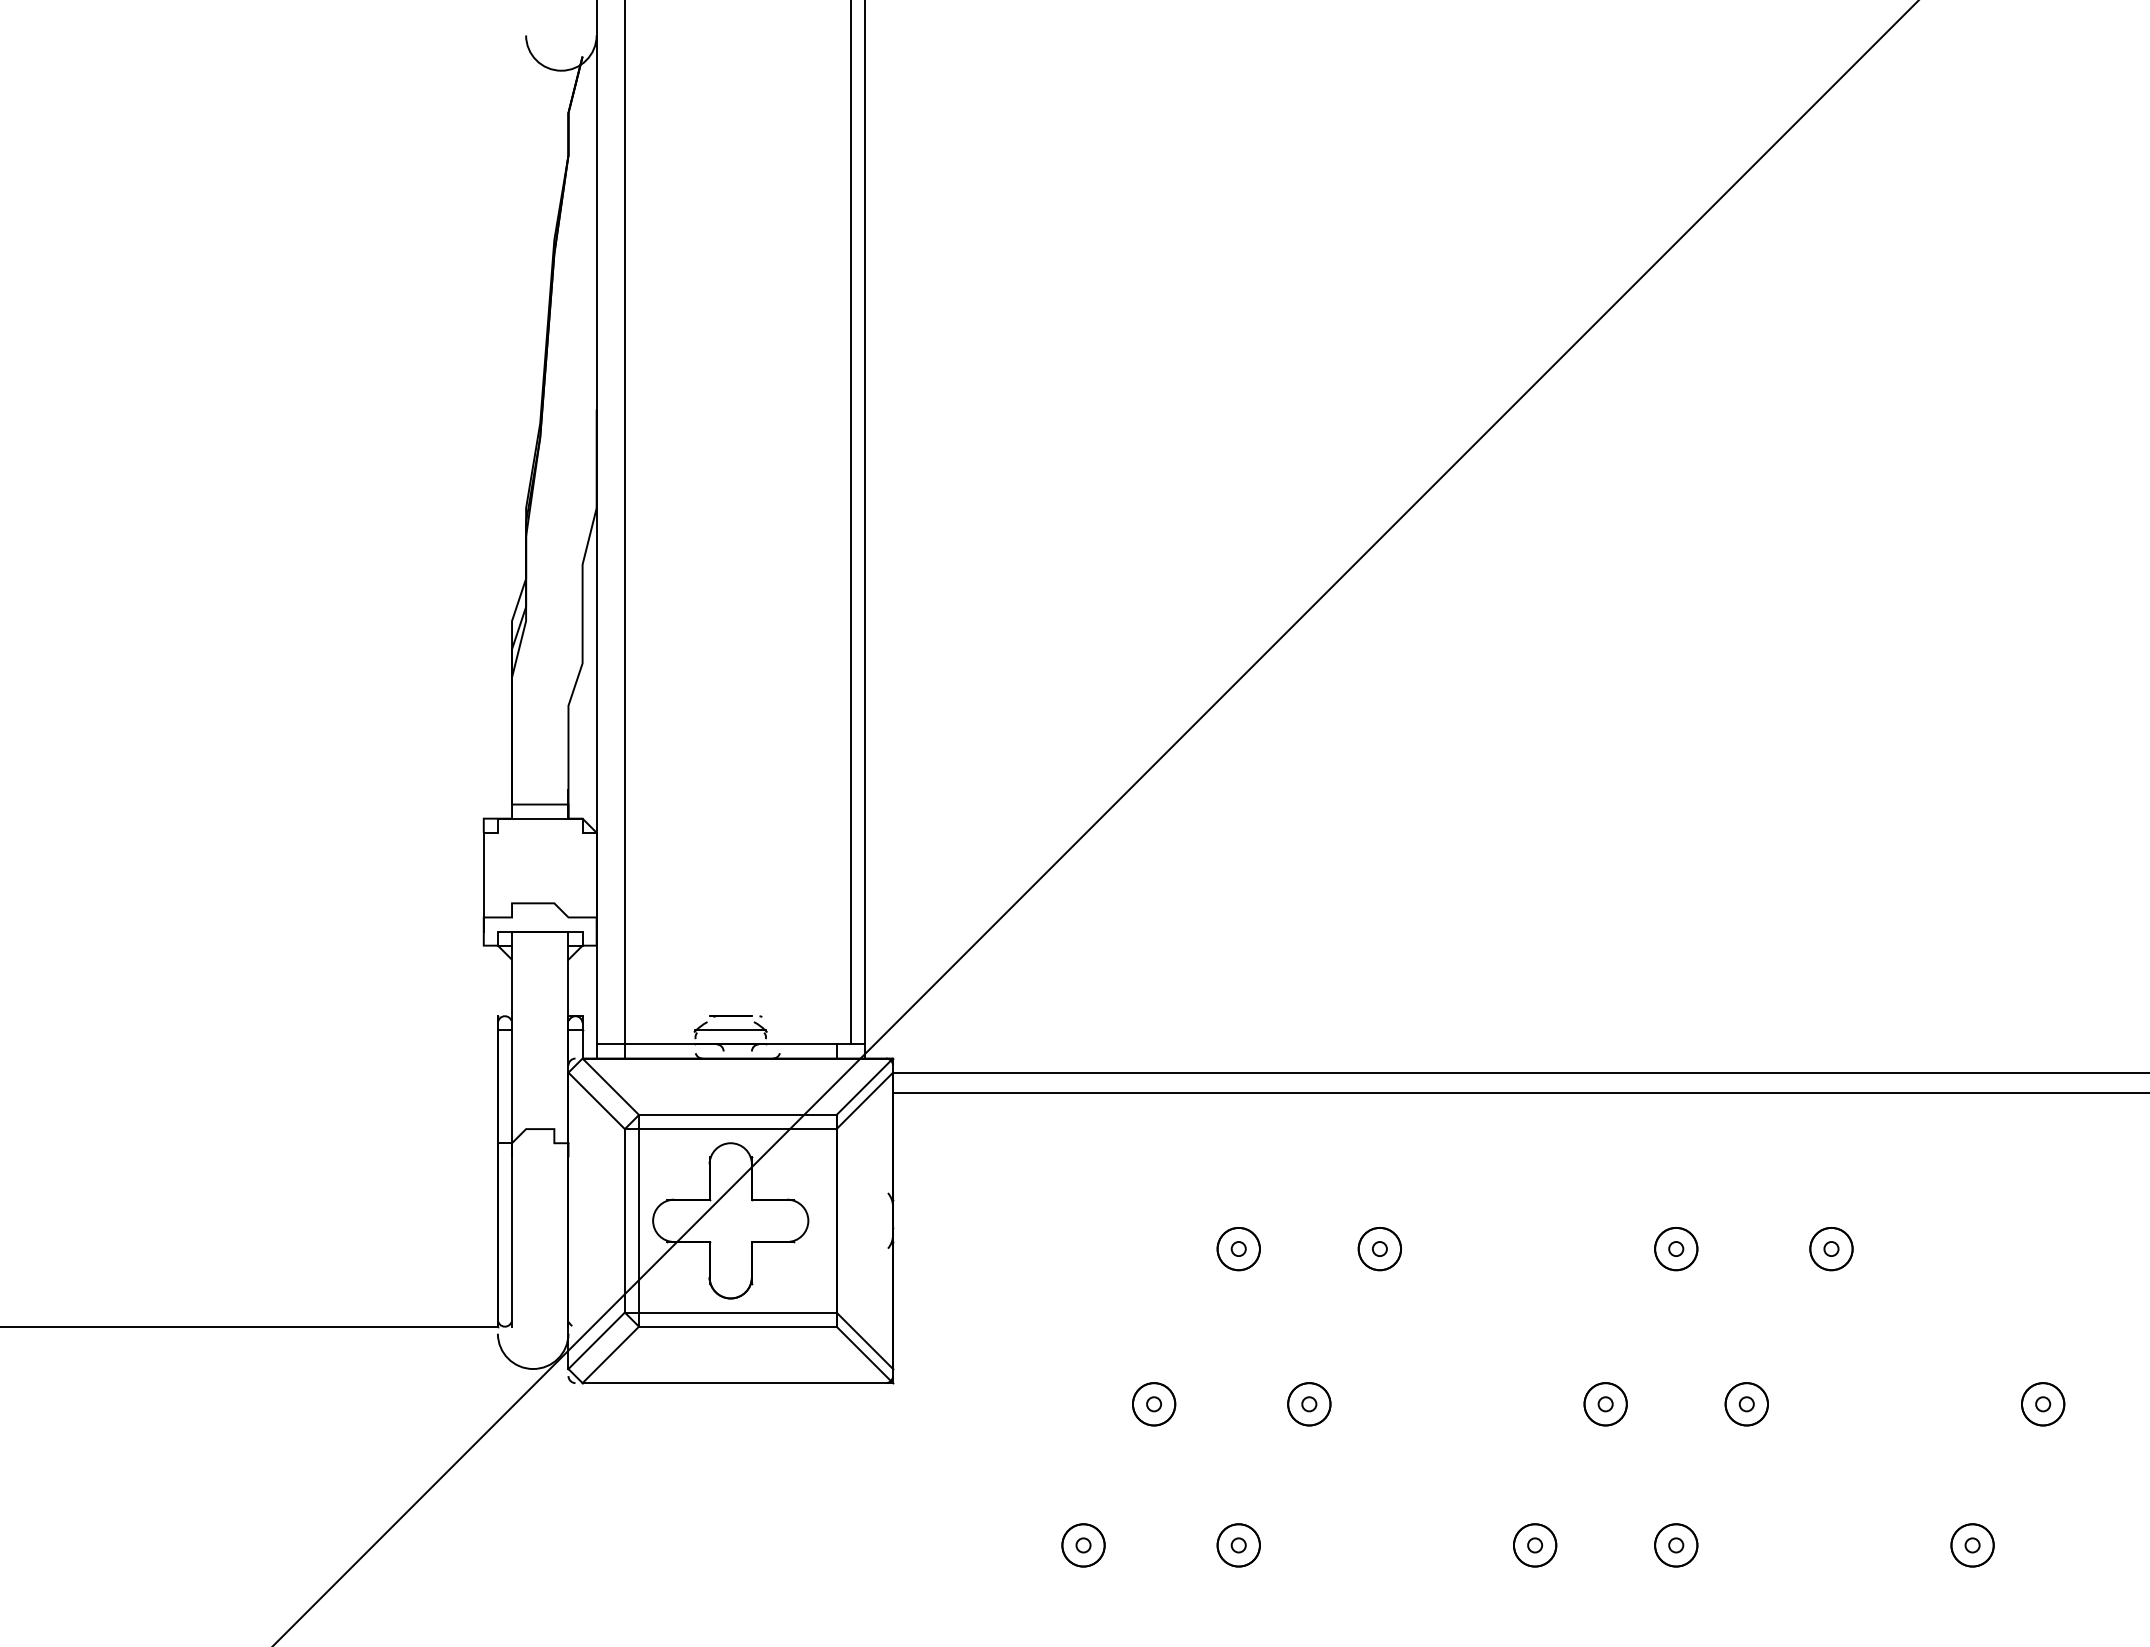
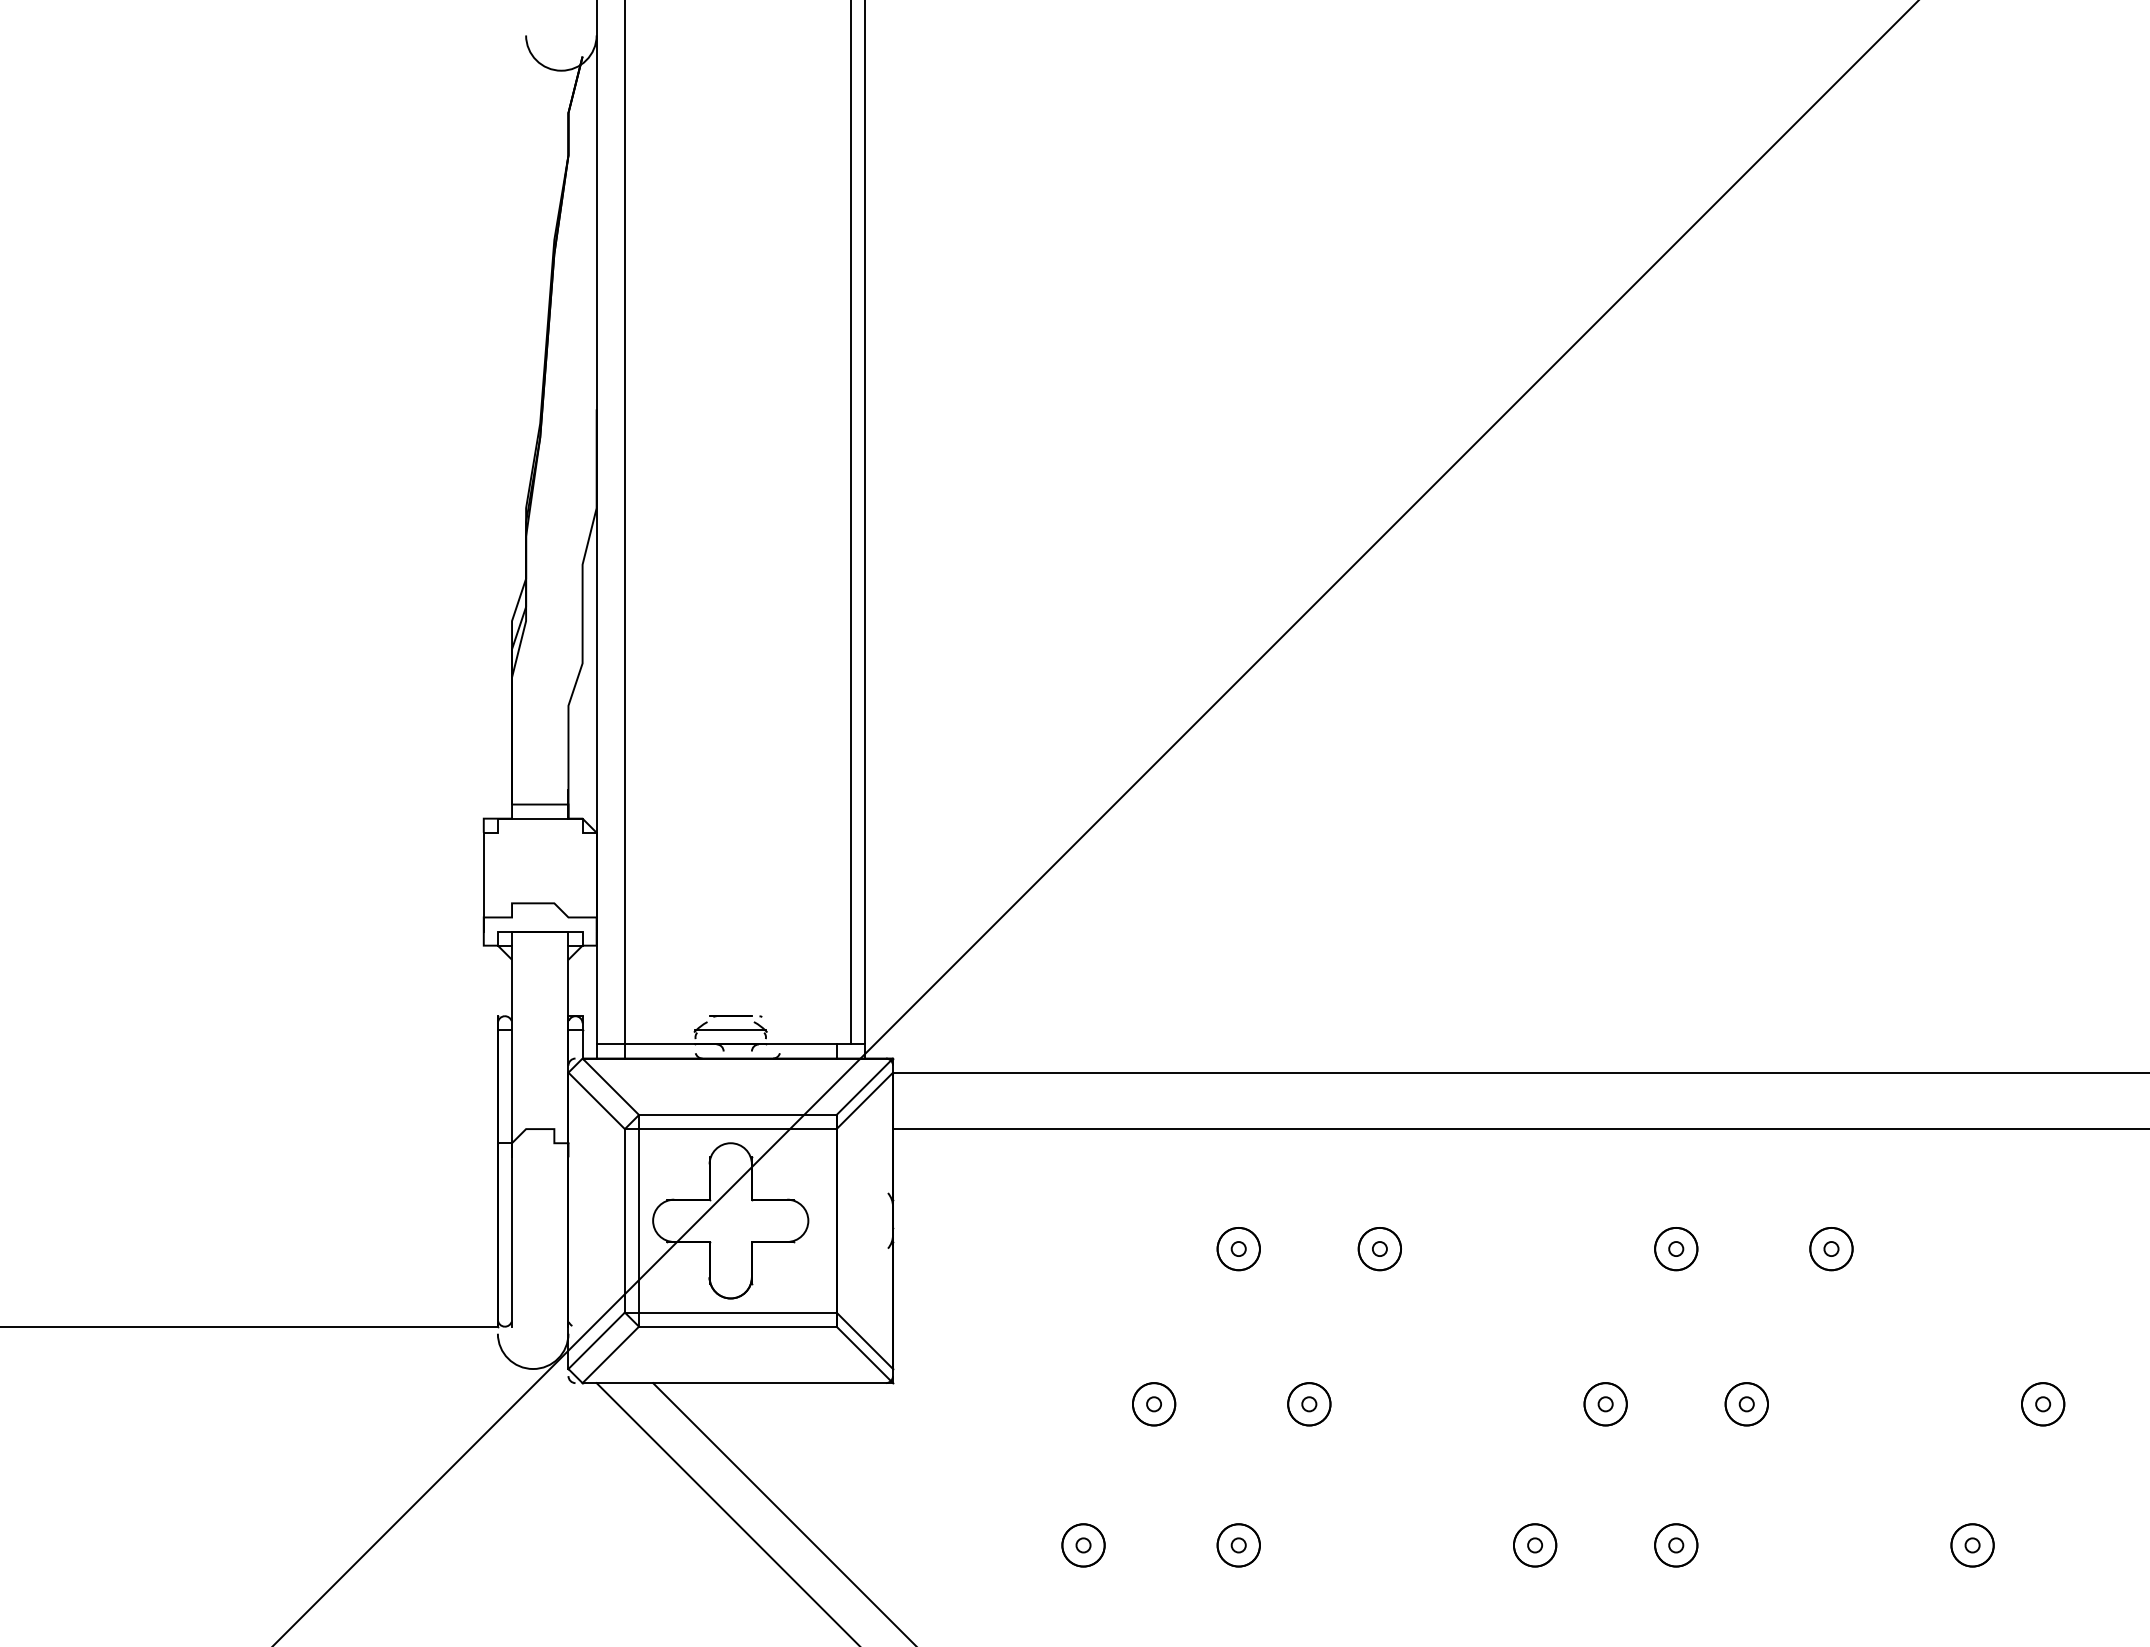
line position: (1519, 1093) -> (1519, 1129) (1519, 1129)
line: none -> present (726, 1513)
line: none -> present (783, 1513)
